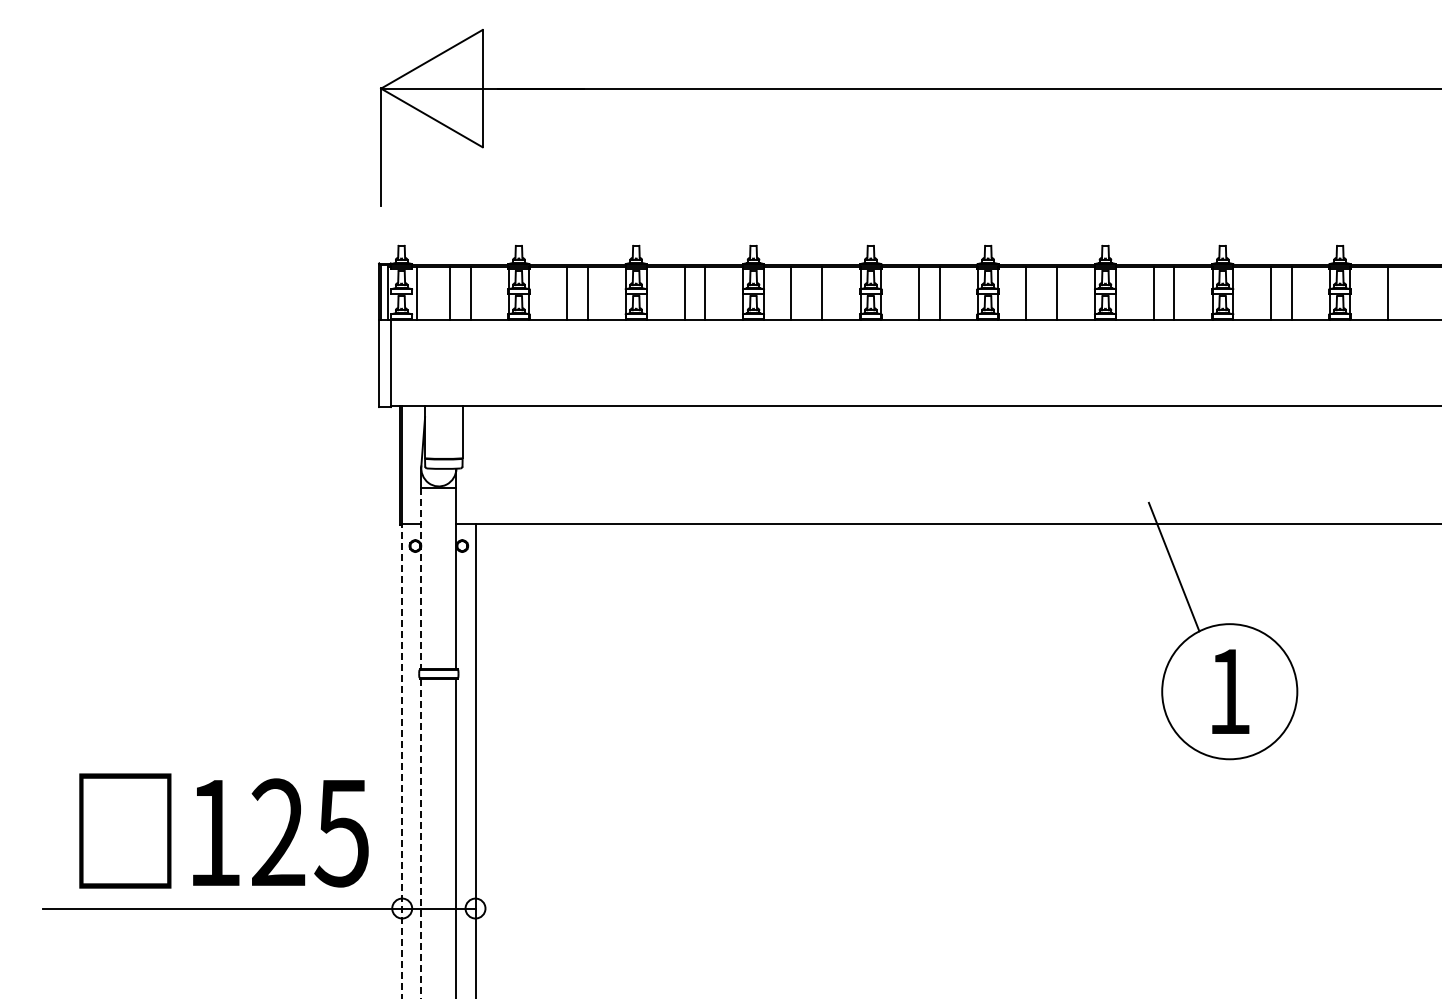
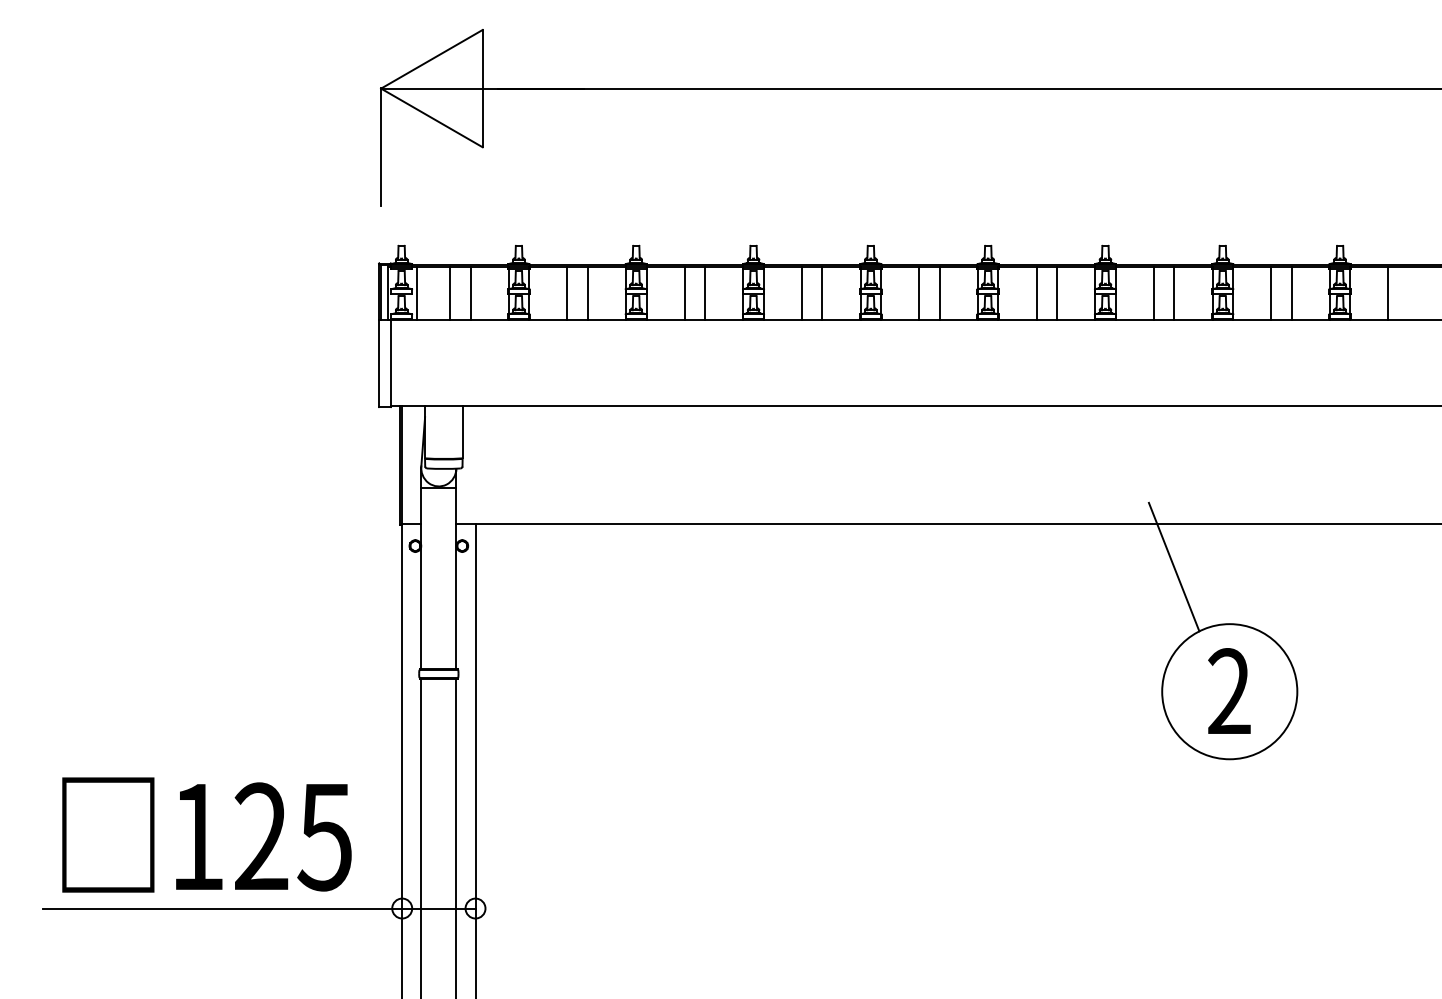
line position: (790, 293) -> (801, 293) (801, 293)
line position: (1025, 293) -> (1036, 293) (1036, 293)
line: dashed -> solid (421, 578)
text: 1 -> 2 (1229, 690)
line: dashed -> solid (402, 761)
text position: (223, 830) -> (206, 834) (206, 834)
line: dashed -> solid (421, 839)
